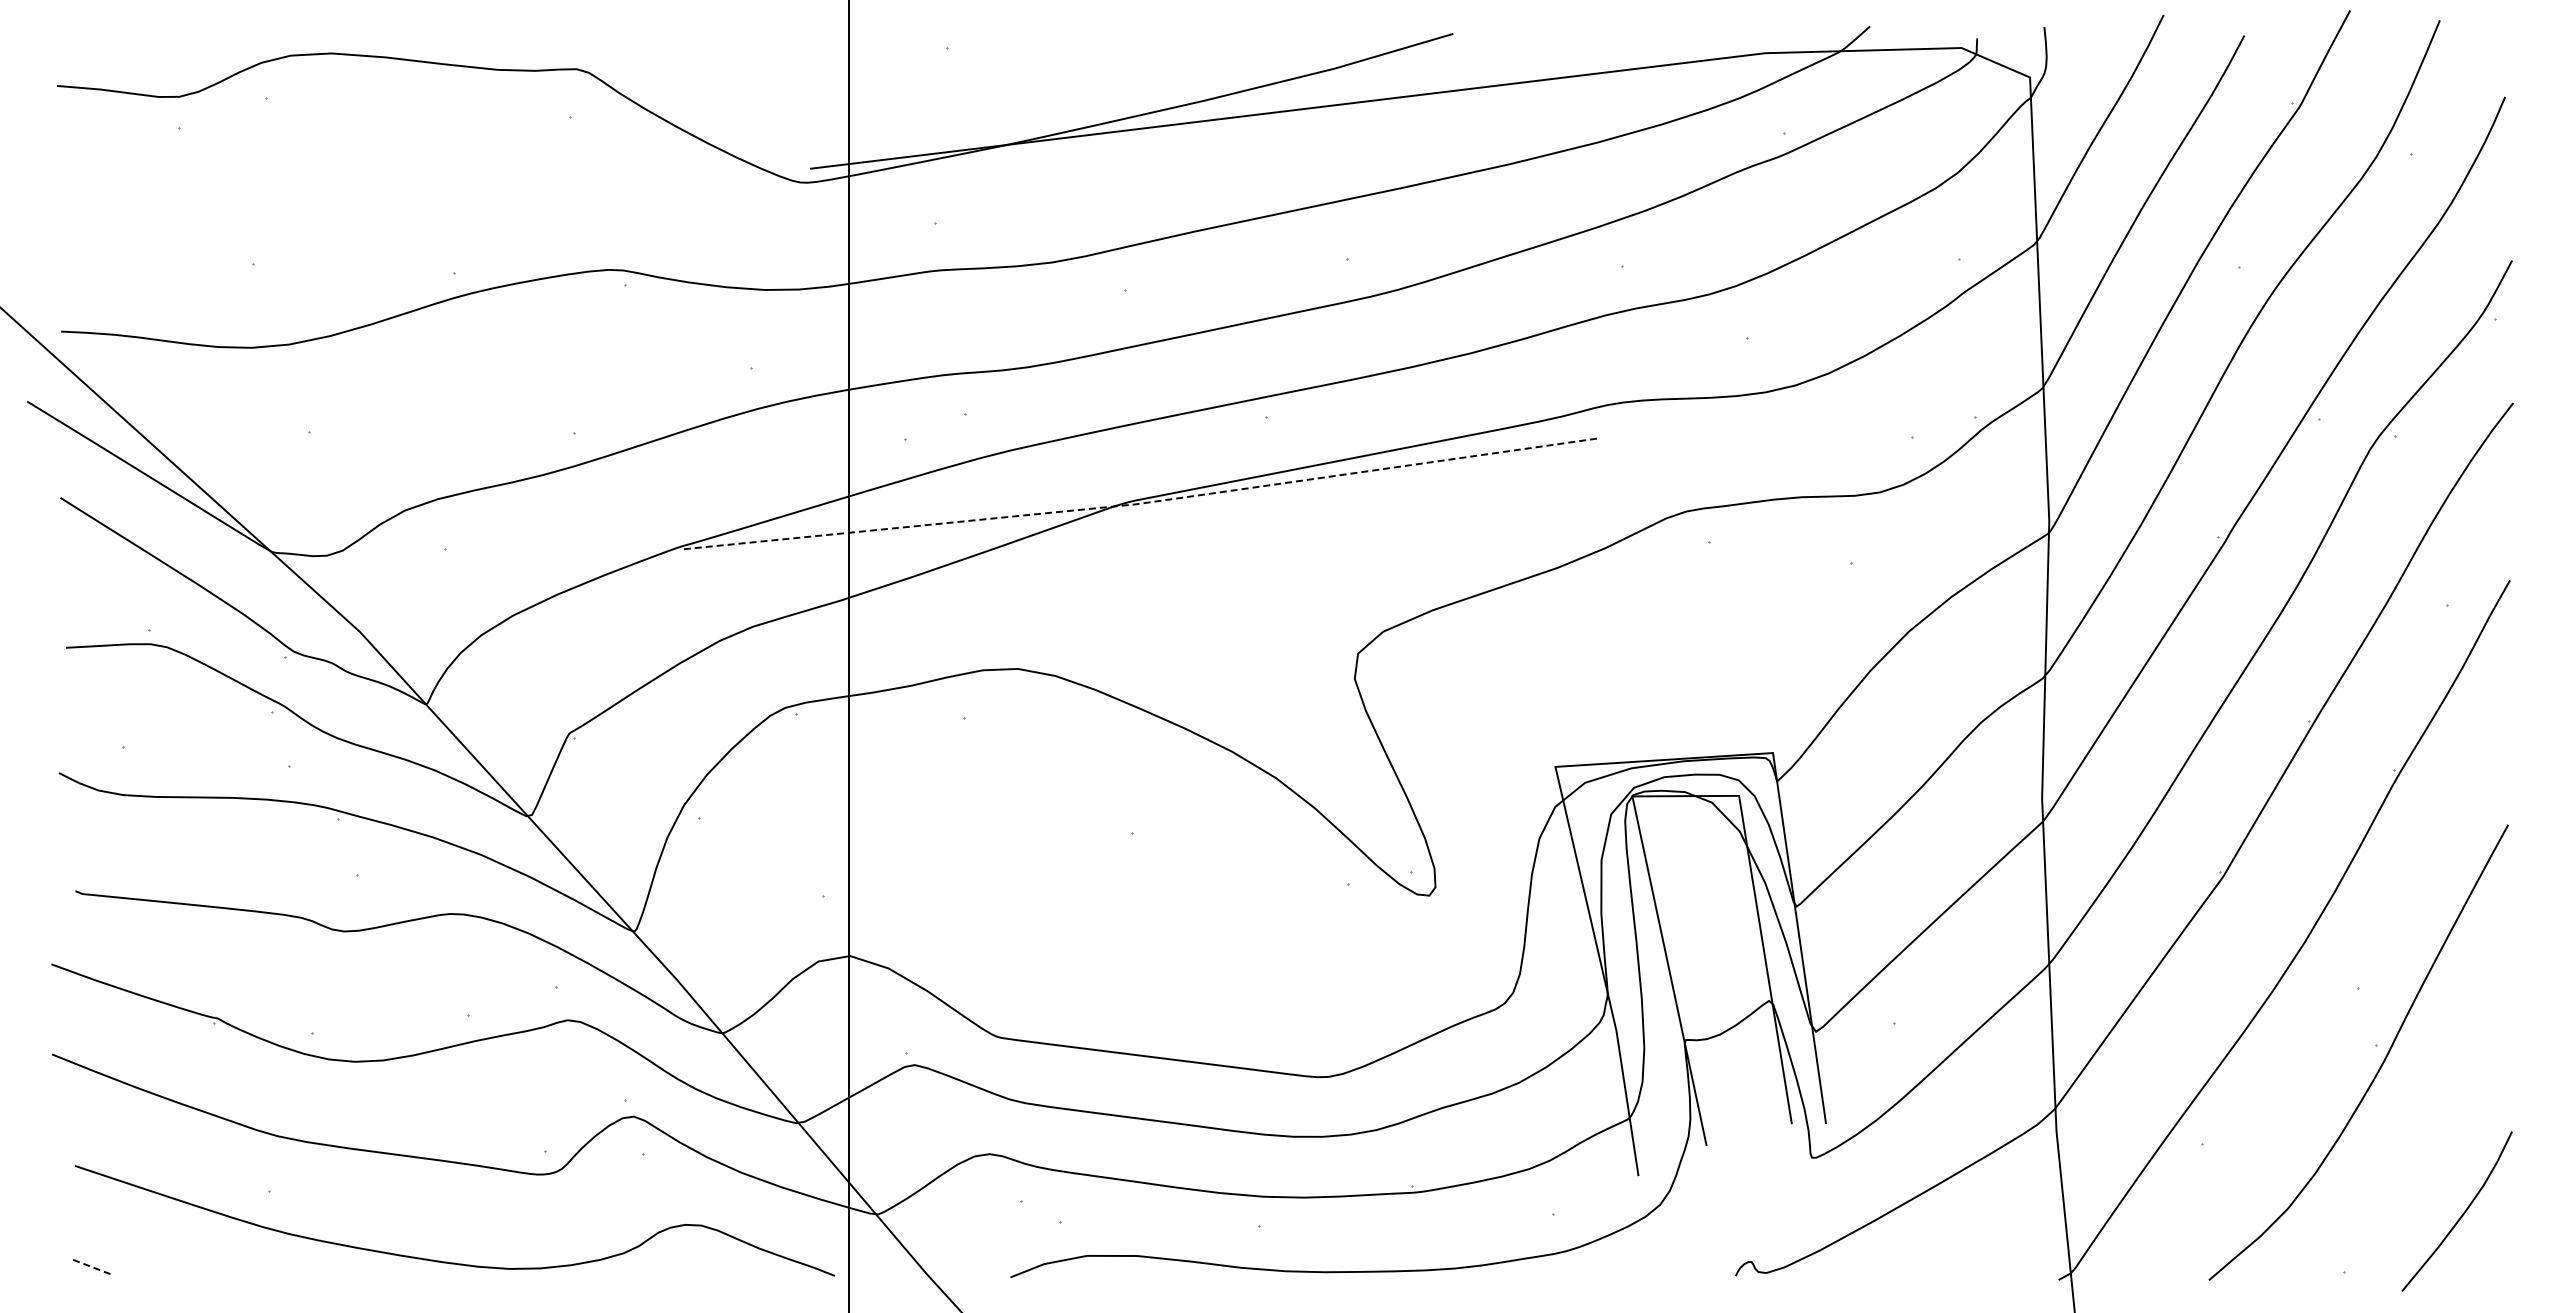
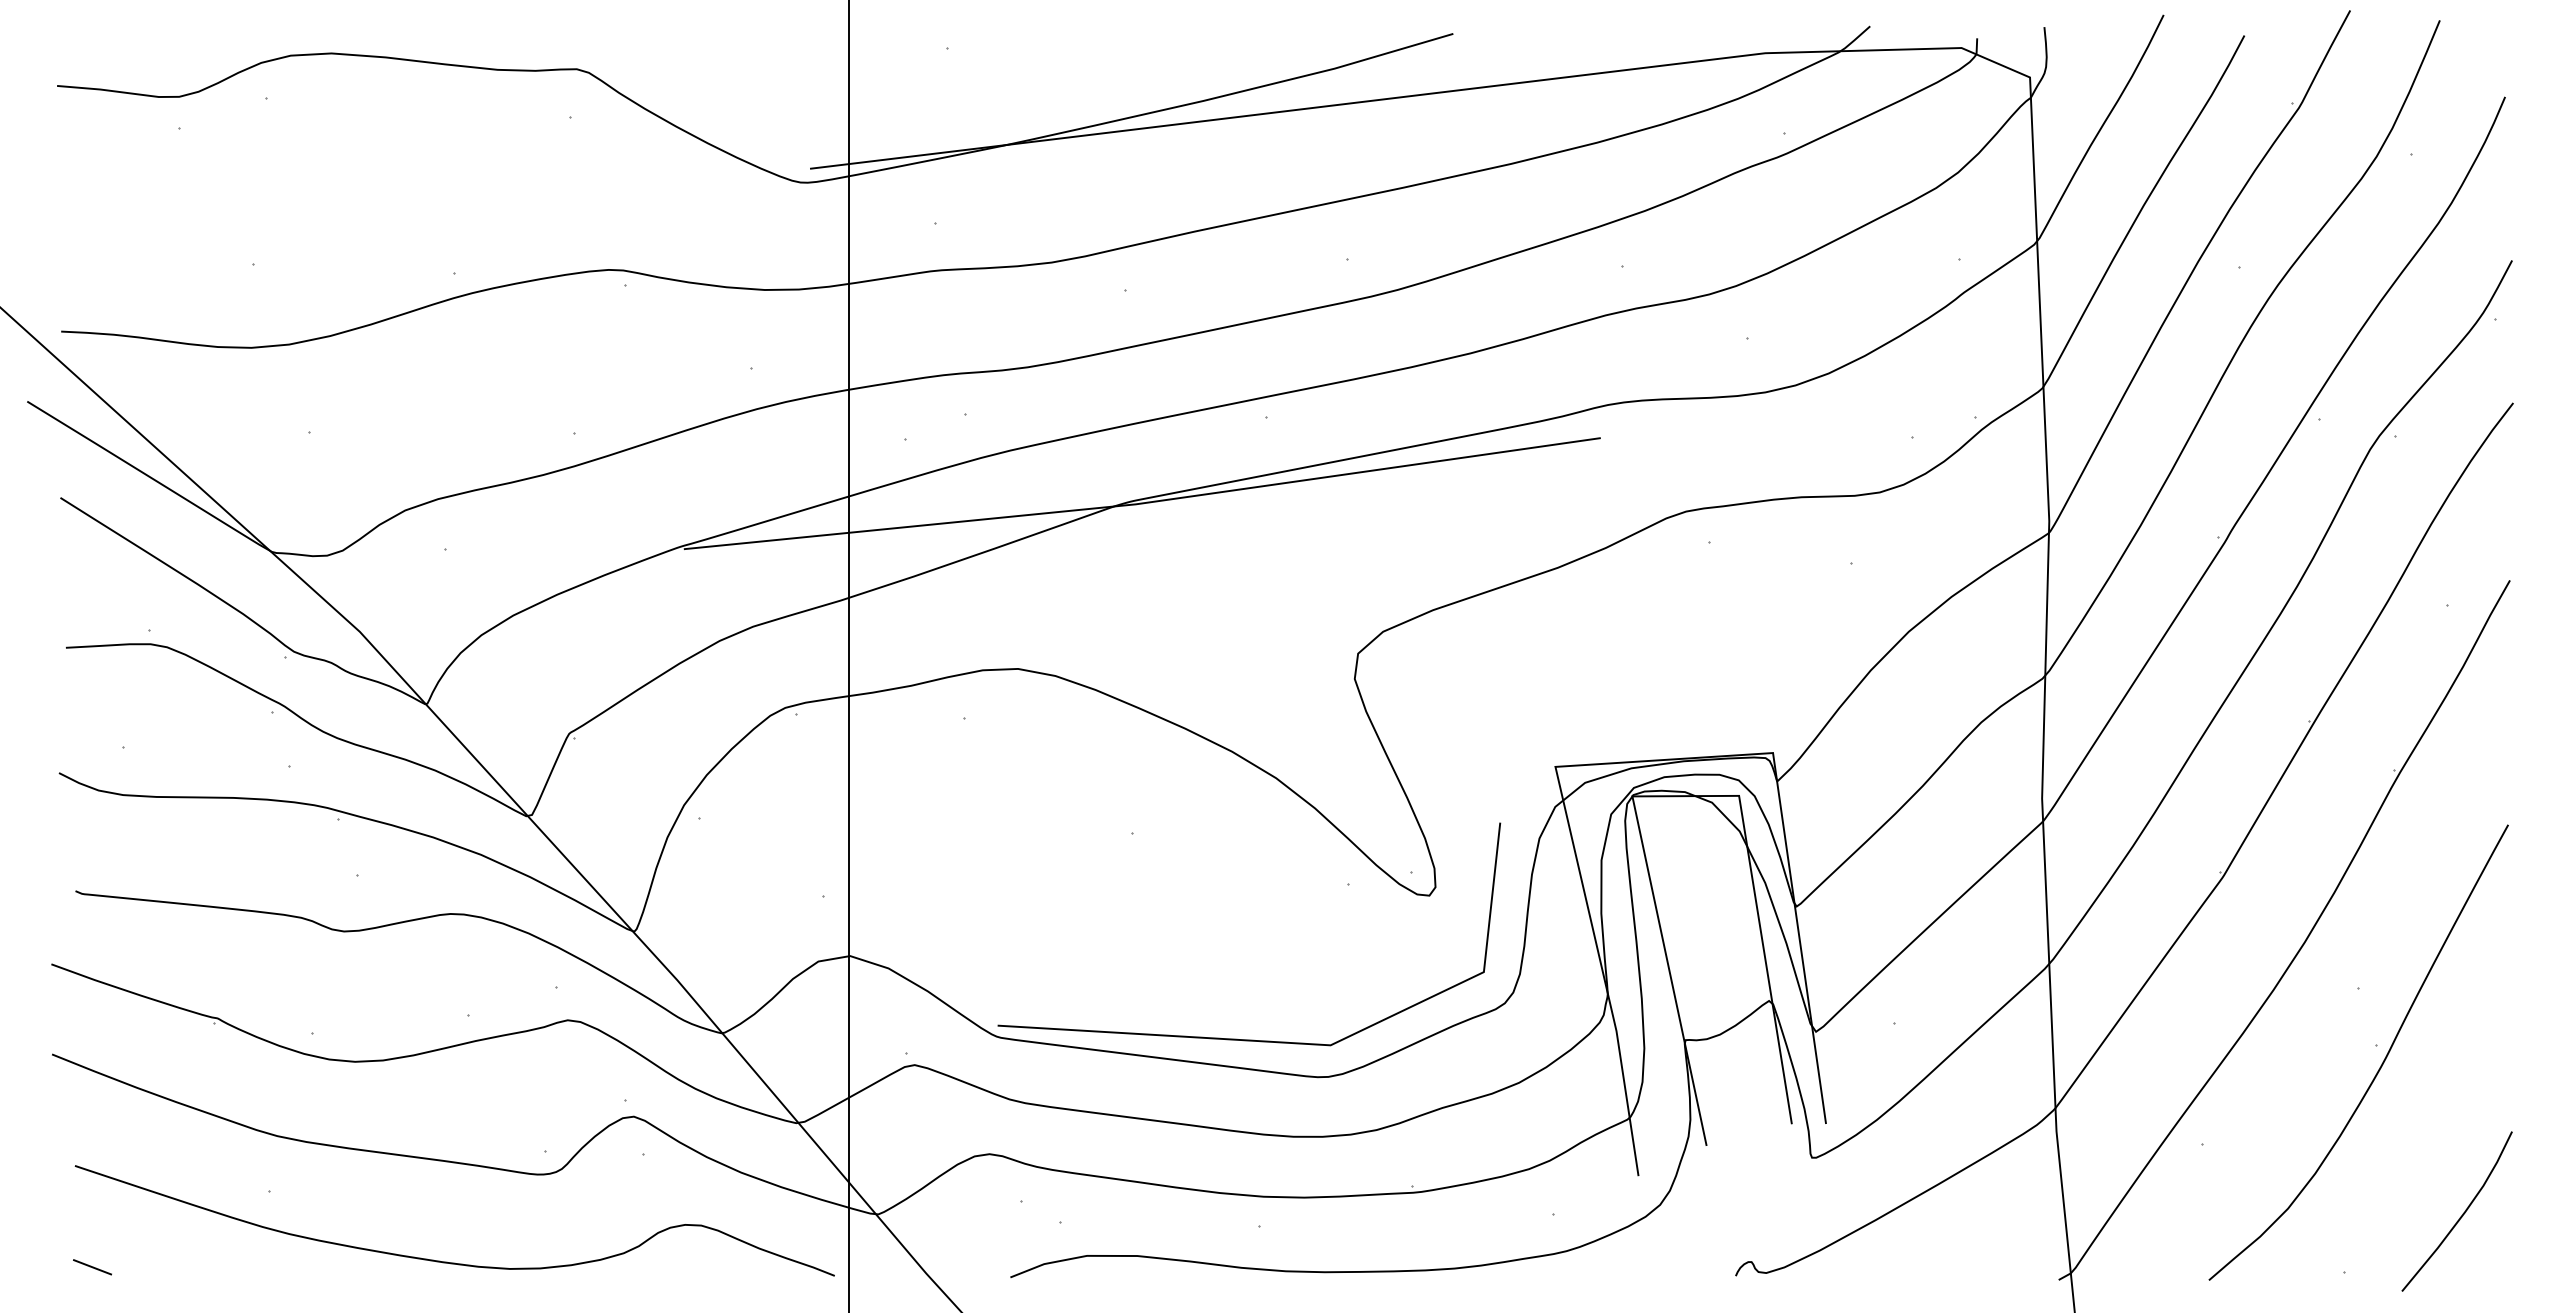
line: dashed -> solid (1142, 503)
line: none -> present (1237, 1038)
line: dashed -> solid (92, 1267)
